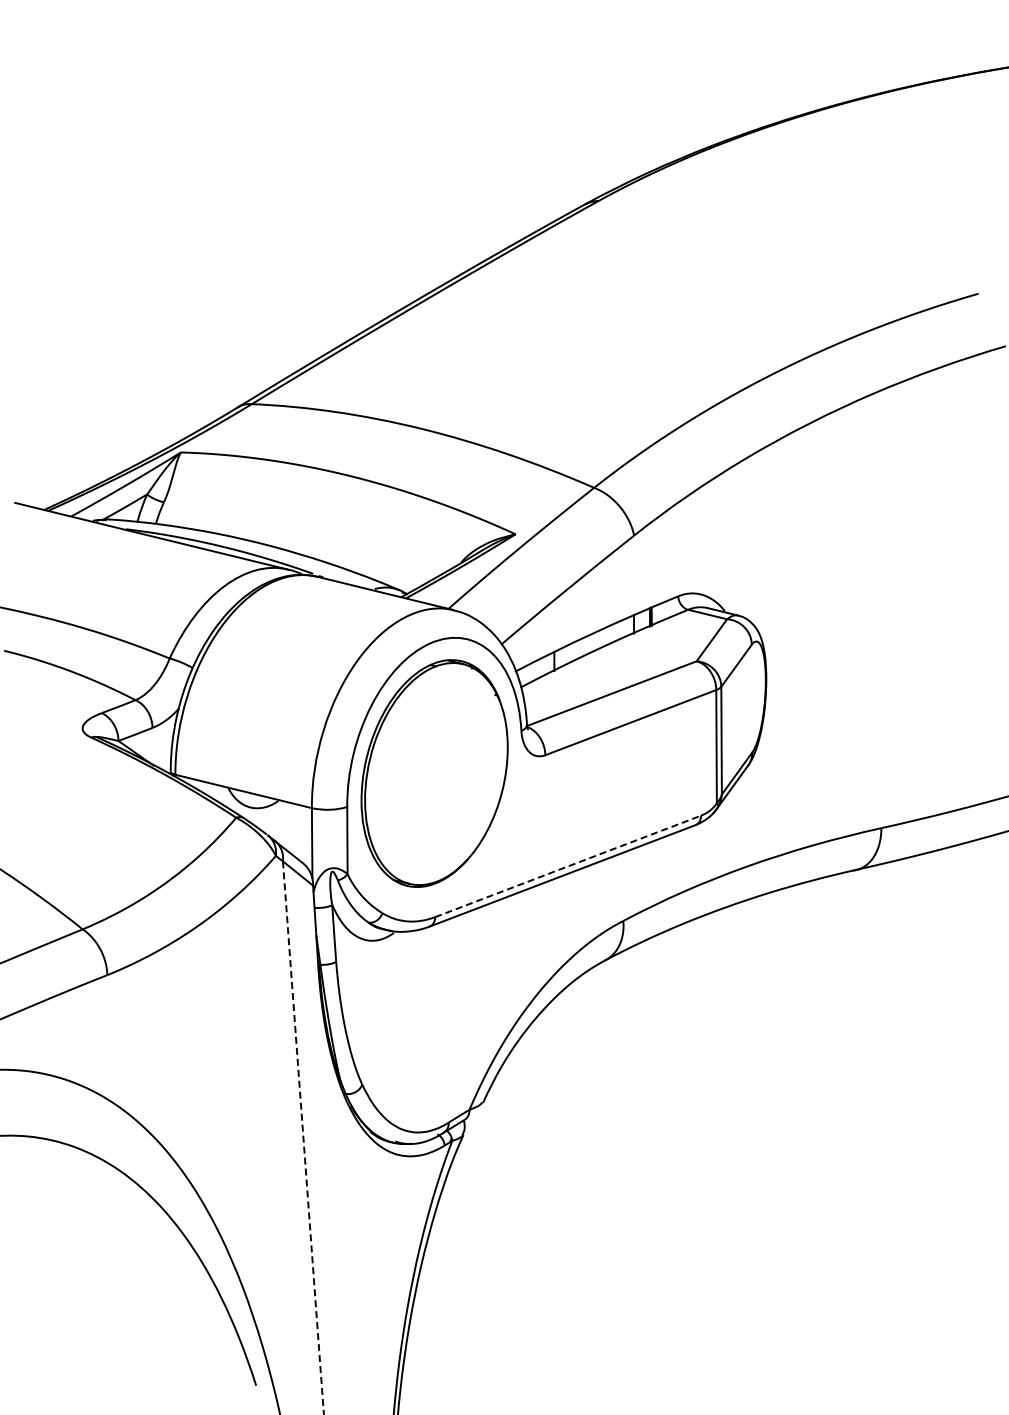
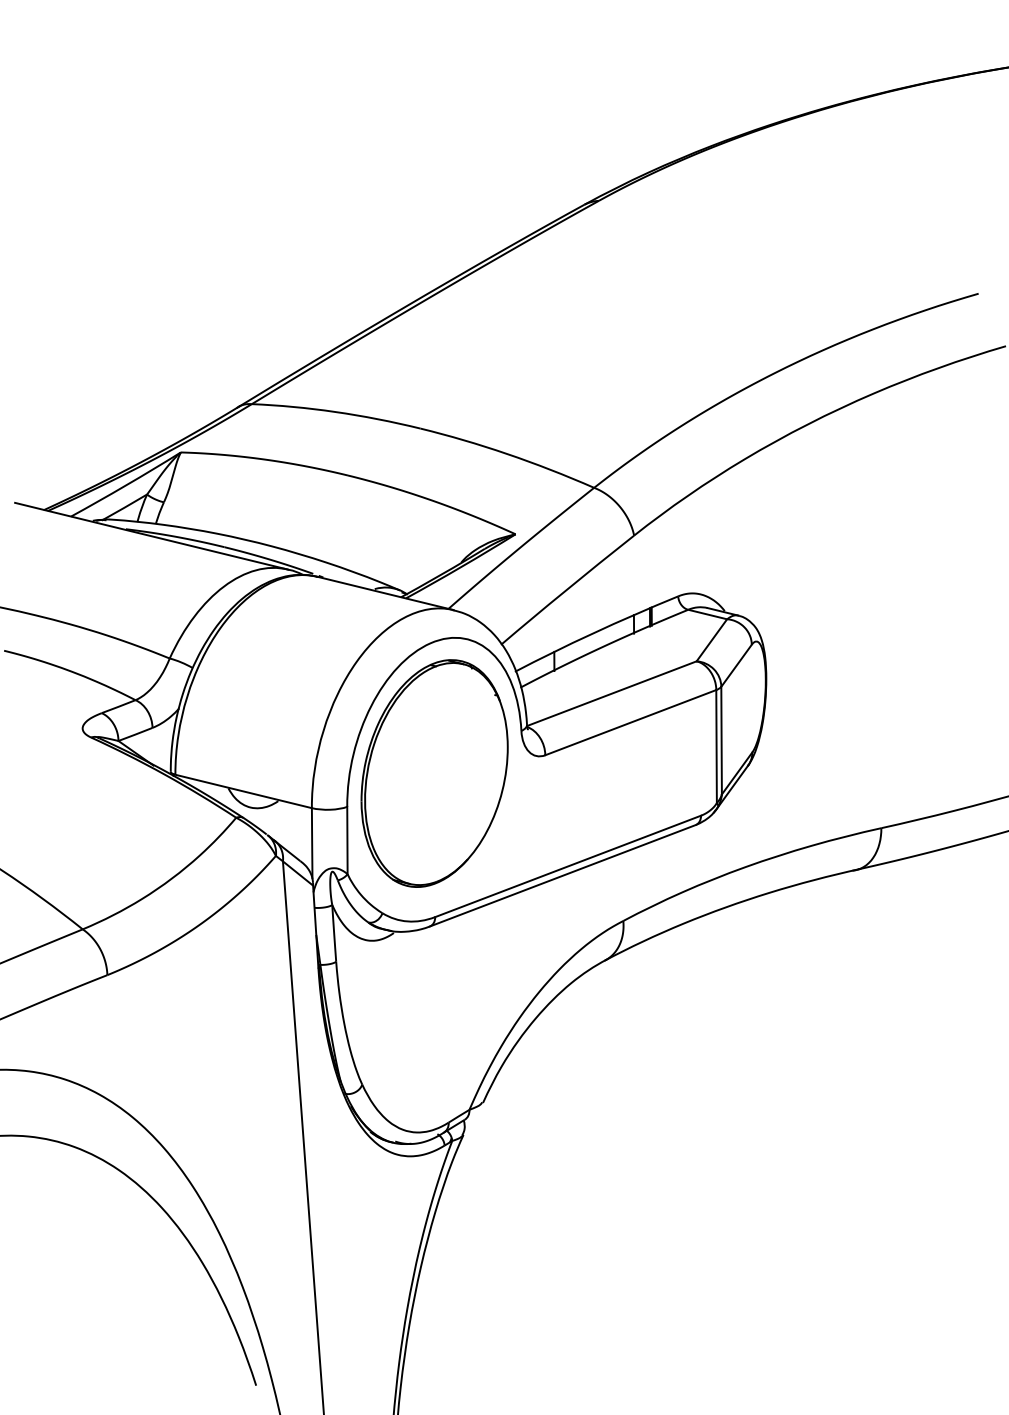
line: dashed -> solid (568, 866)
line: dashed -> solid (303, 1138)
